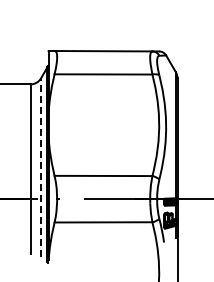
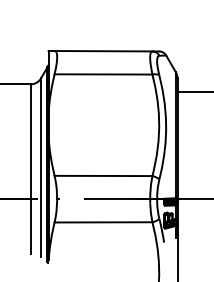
line: none -> present (193, 92)
line: dashed -> solid (41, 167)
